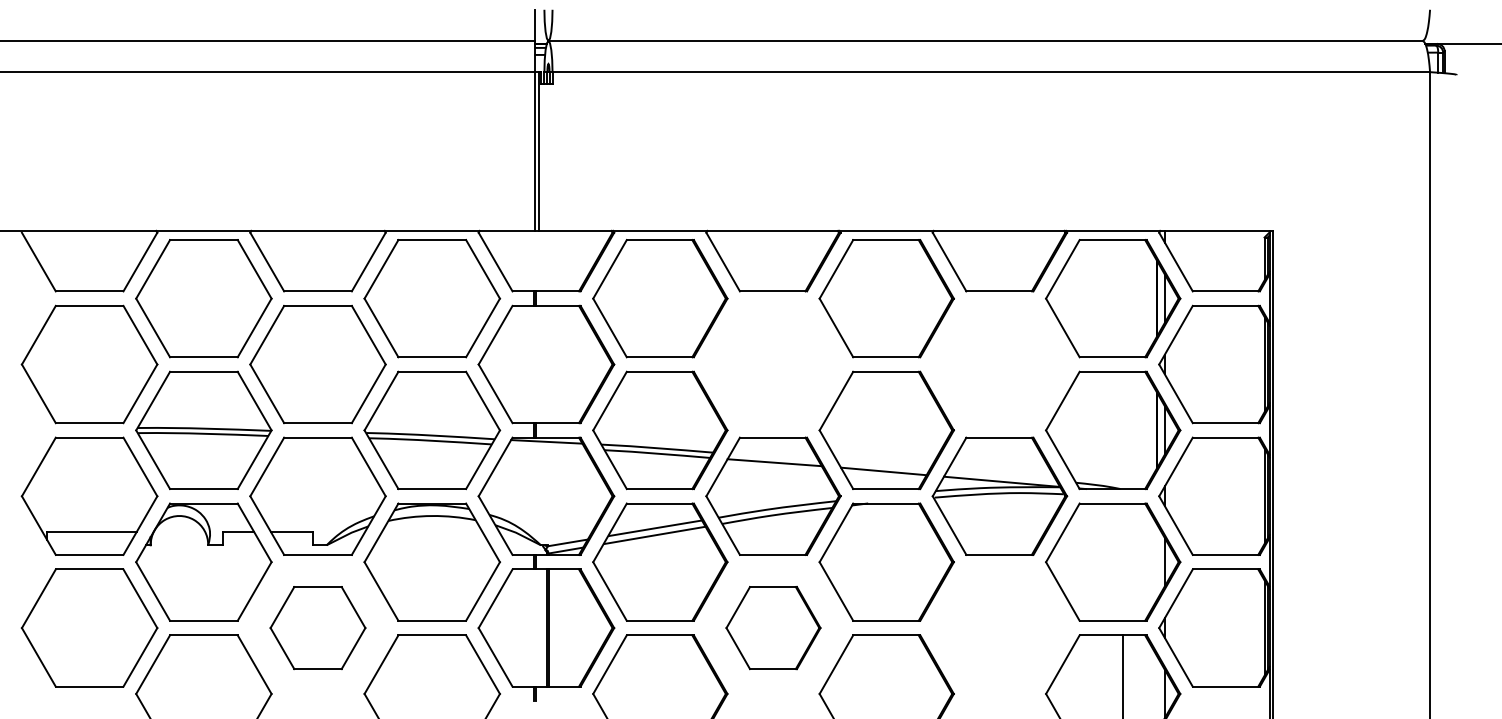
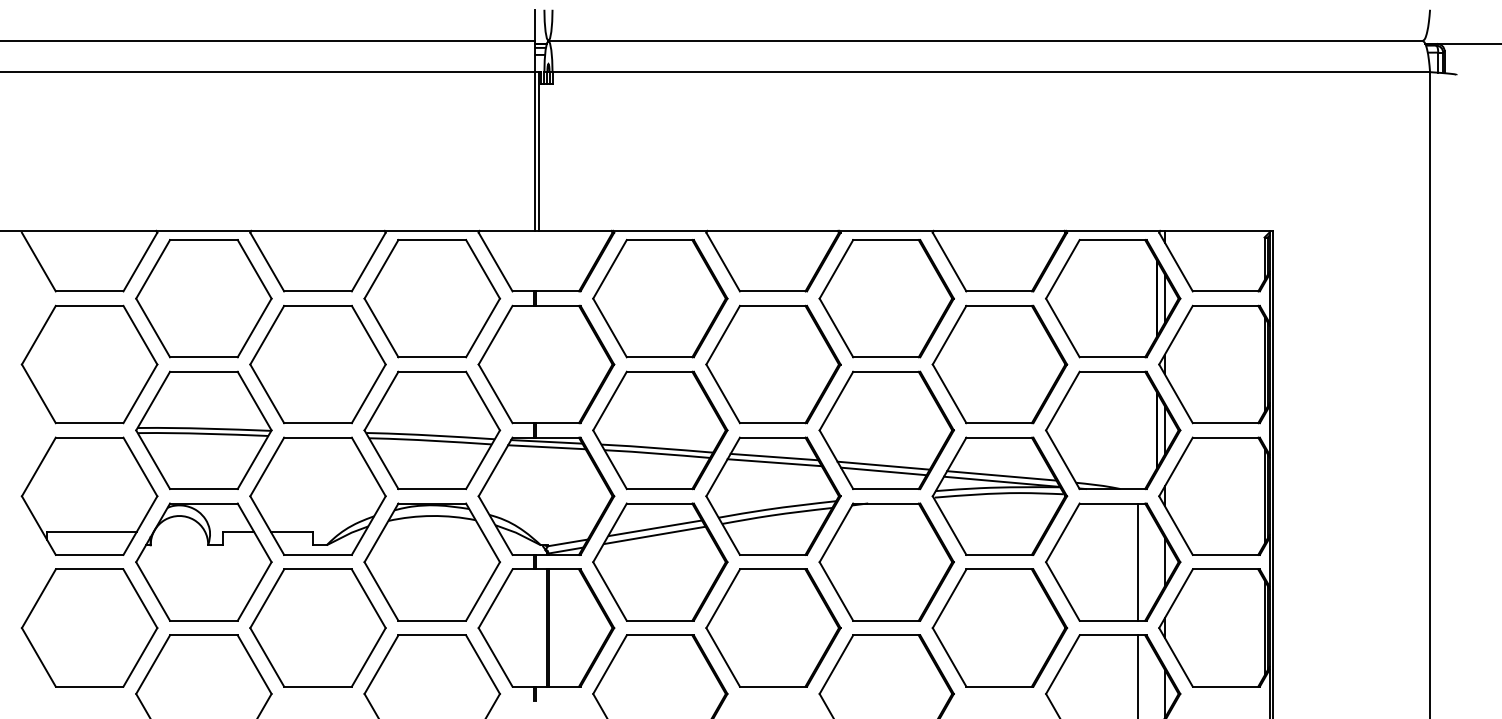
part: none -> present (773, 364)
part: none -> present (999, 364)
line: none -> present (546, 447)
line: none -> present (774, 456)
line: none -> present (883, 465)
line: none -> present (1001, 475)
line: none -> present (1138, 561)
part: none -> present (999, 627)
part size: 98x85 px -> 138x120 px (317, 627)
part size: 97x85 px -> 137x120 px (773, 627)
line position: (1123, 675) -> (1138, 675) (1138, 675)
